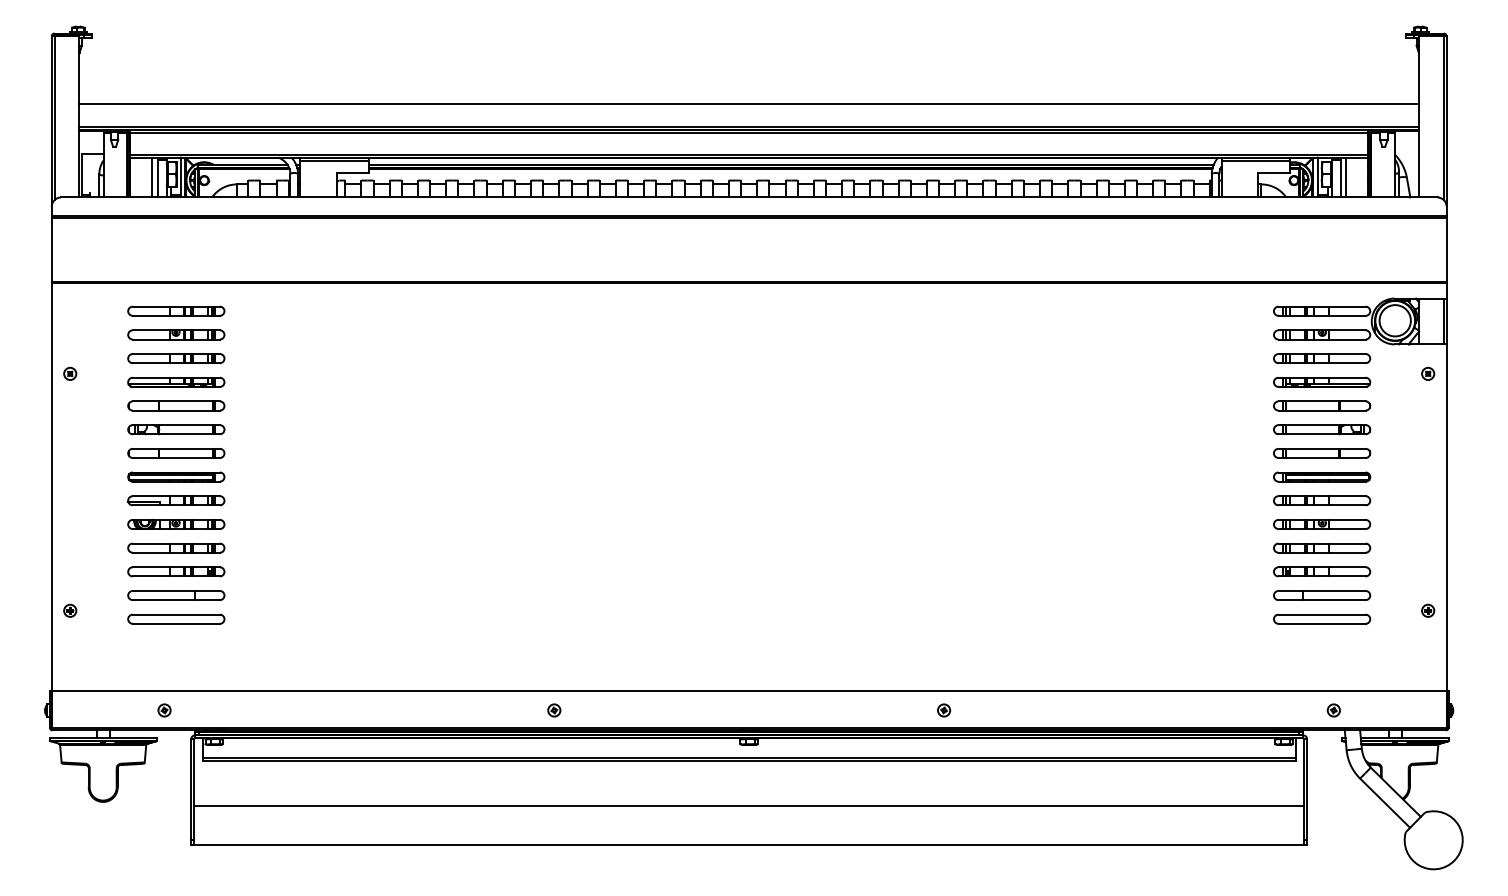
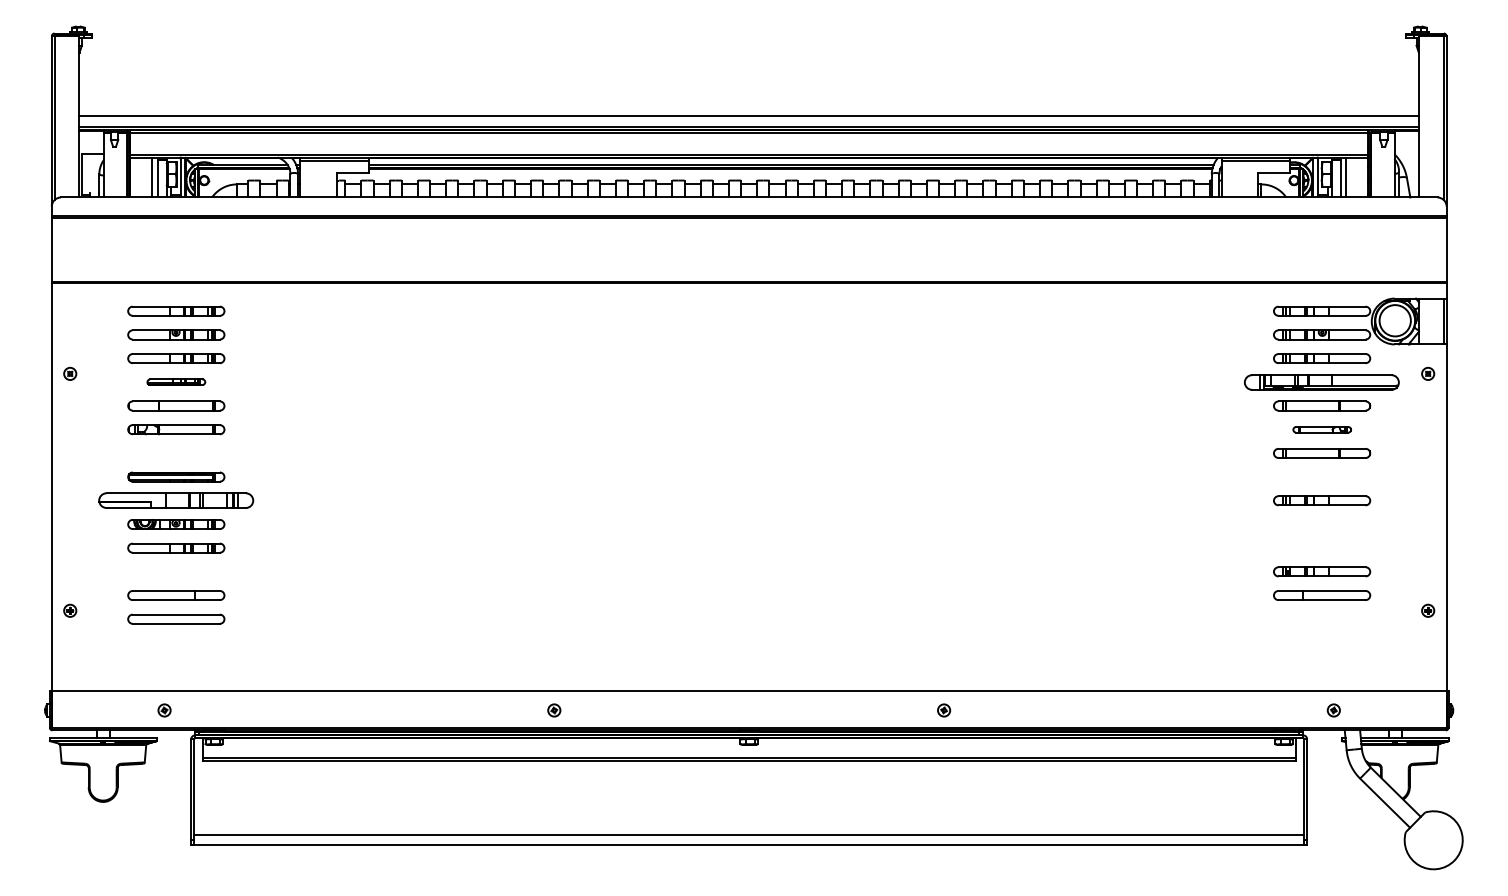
line position: (749, 104) -> (749, 116) (749, 116)
part size: 99x12 px -> 61x8 px (176, 381)
part size: 99x12 px -> 156x17 px (1321, 382)
part size: 99x12 px -> 60x8 px (1321, 429)
part: present -> none (176, 453)
part: present -> none (1322, 476)
part size: 99x12 px -> 157x17 px (176, 500)
part: present -> none (1322, 524)
part: present -> none (1322, 547)
part: present -> none (176, 571)
part: present -> none (1322, 618)
line position: (749, 806) -> (749, 835) (749, 835)
